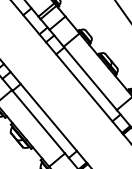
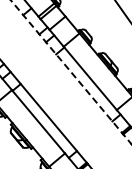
line: solid -> dashed (71, 72)
